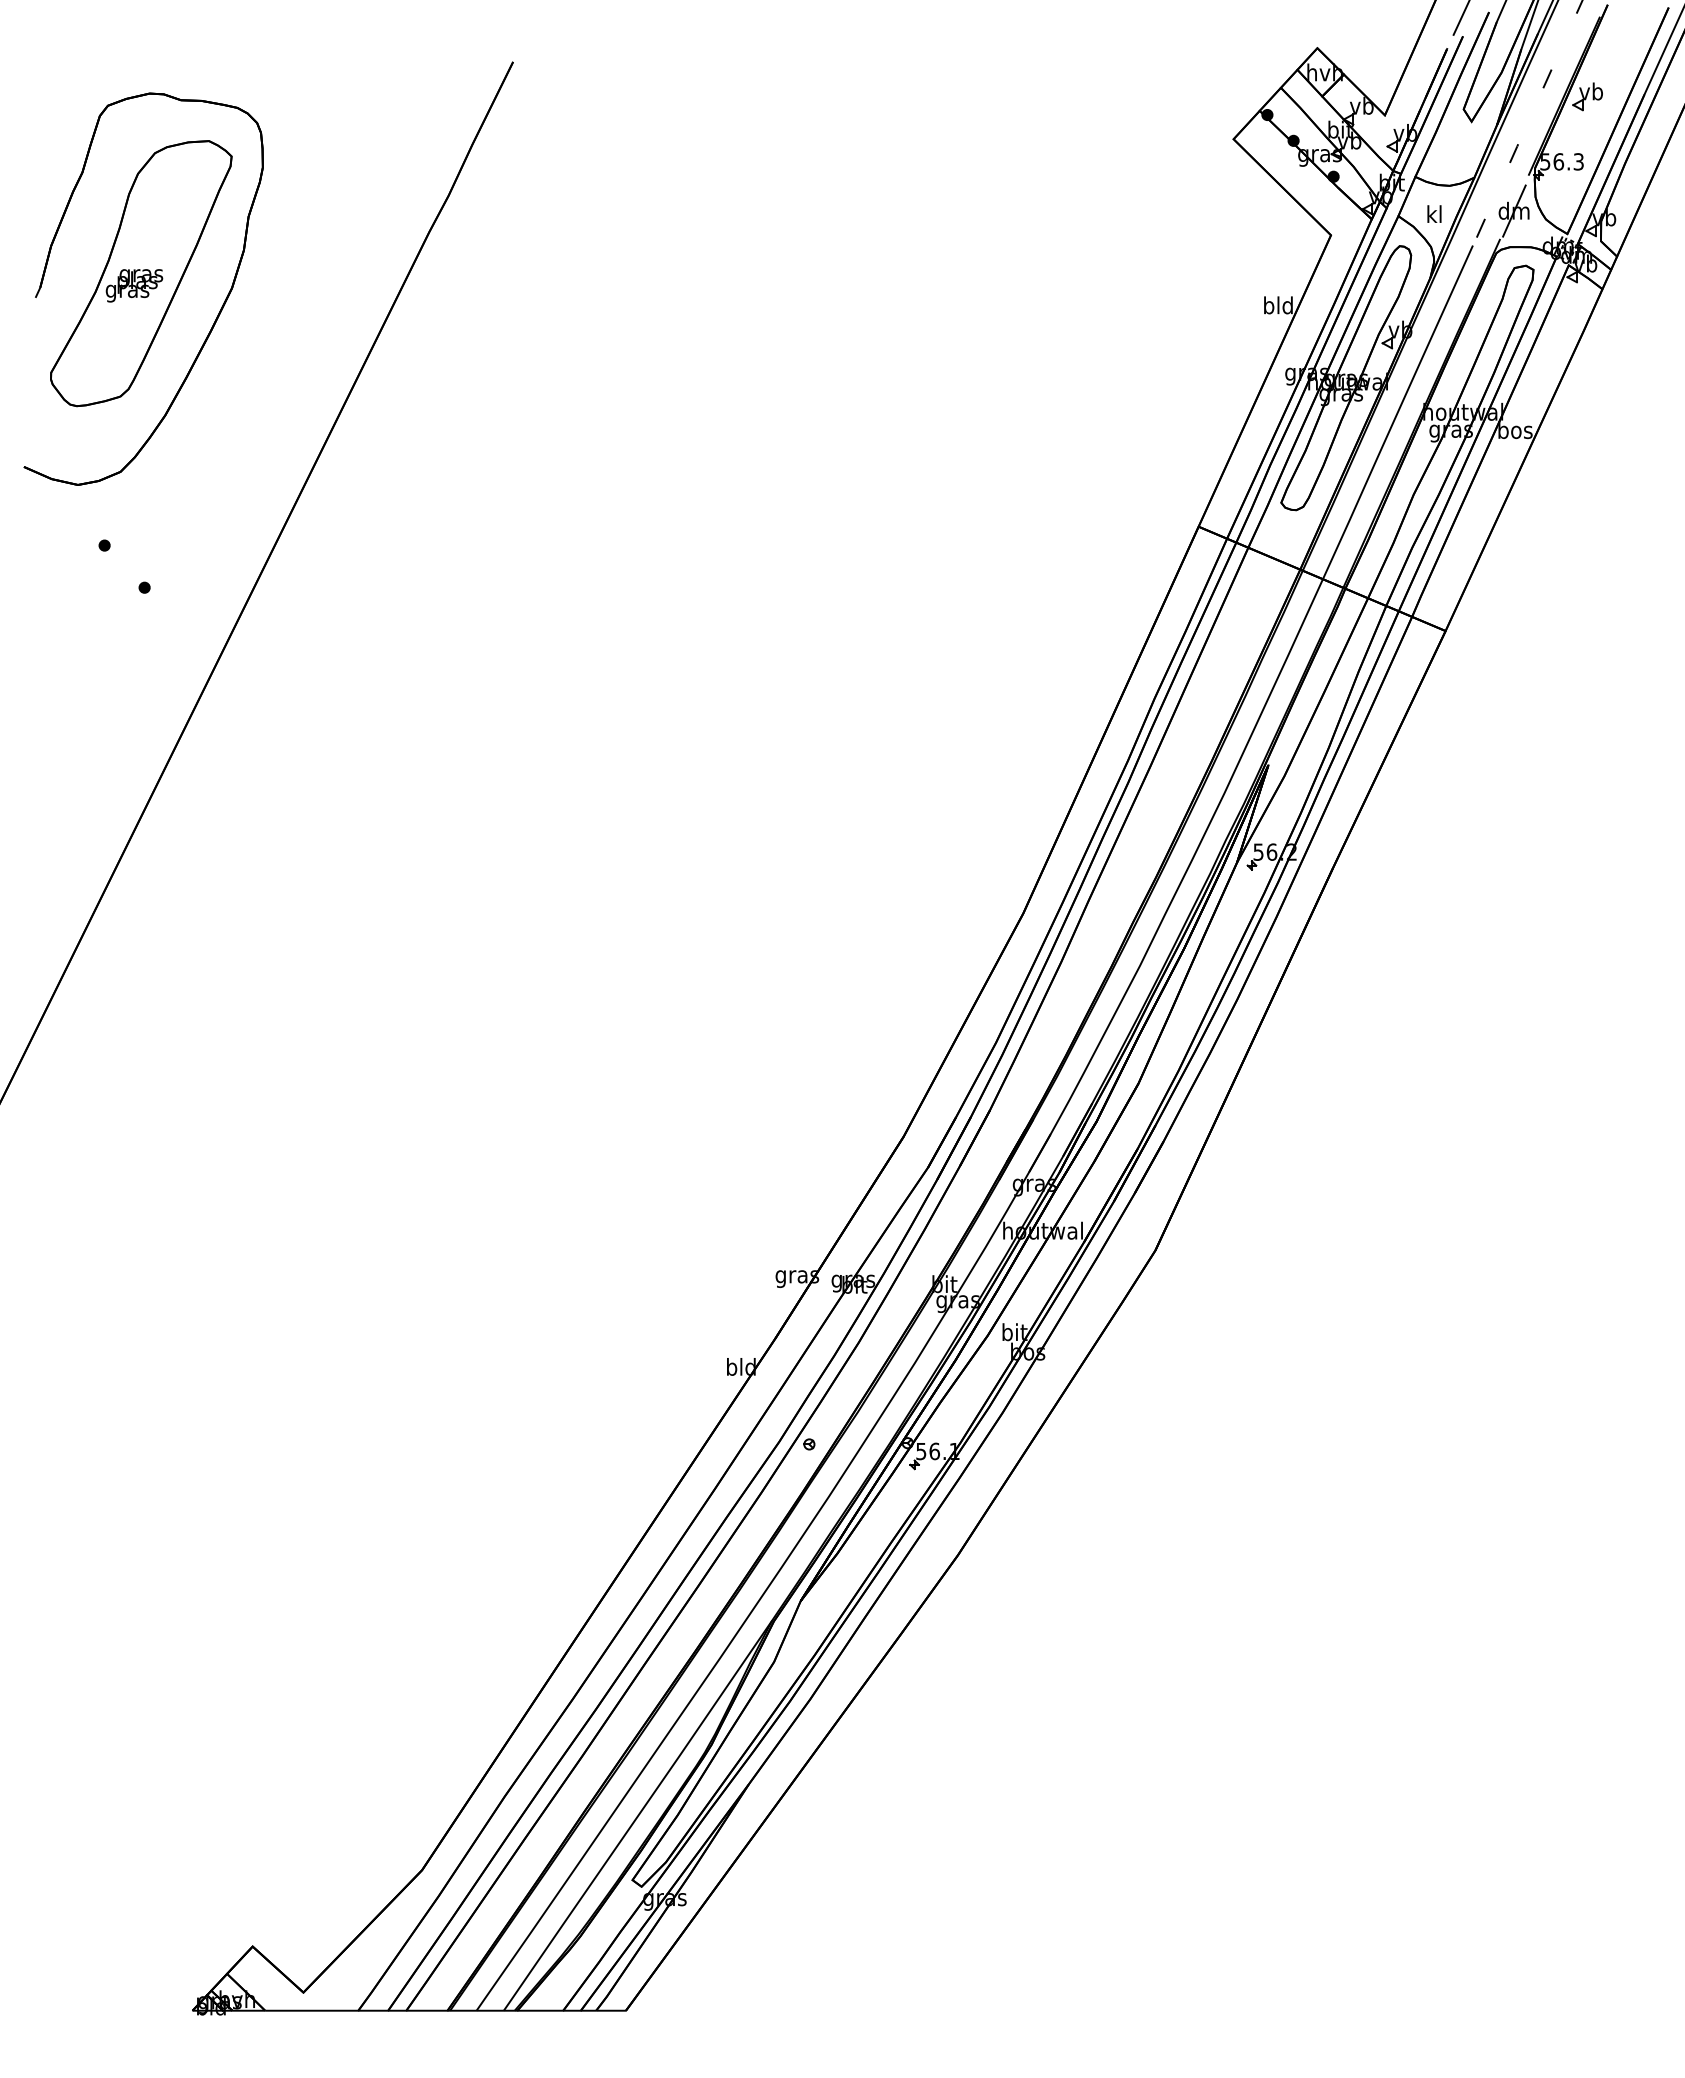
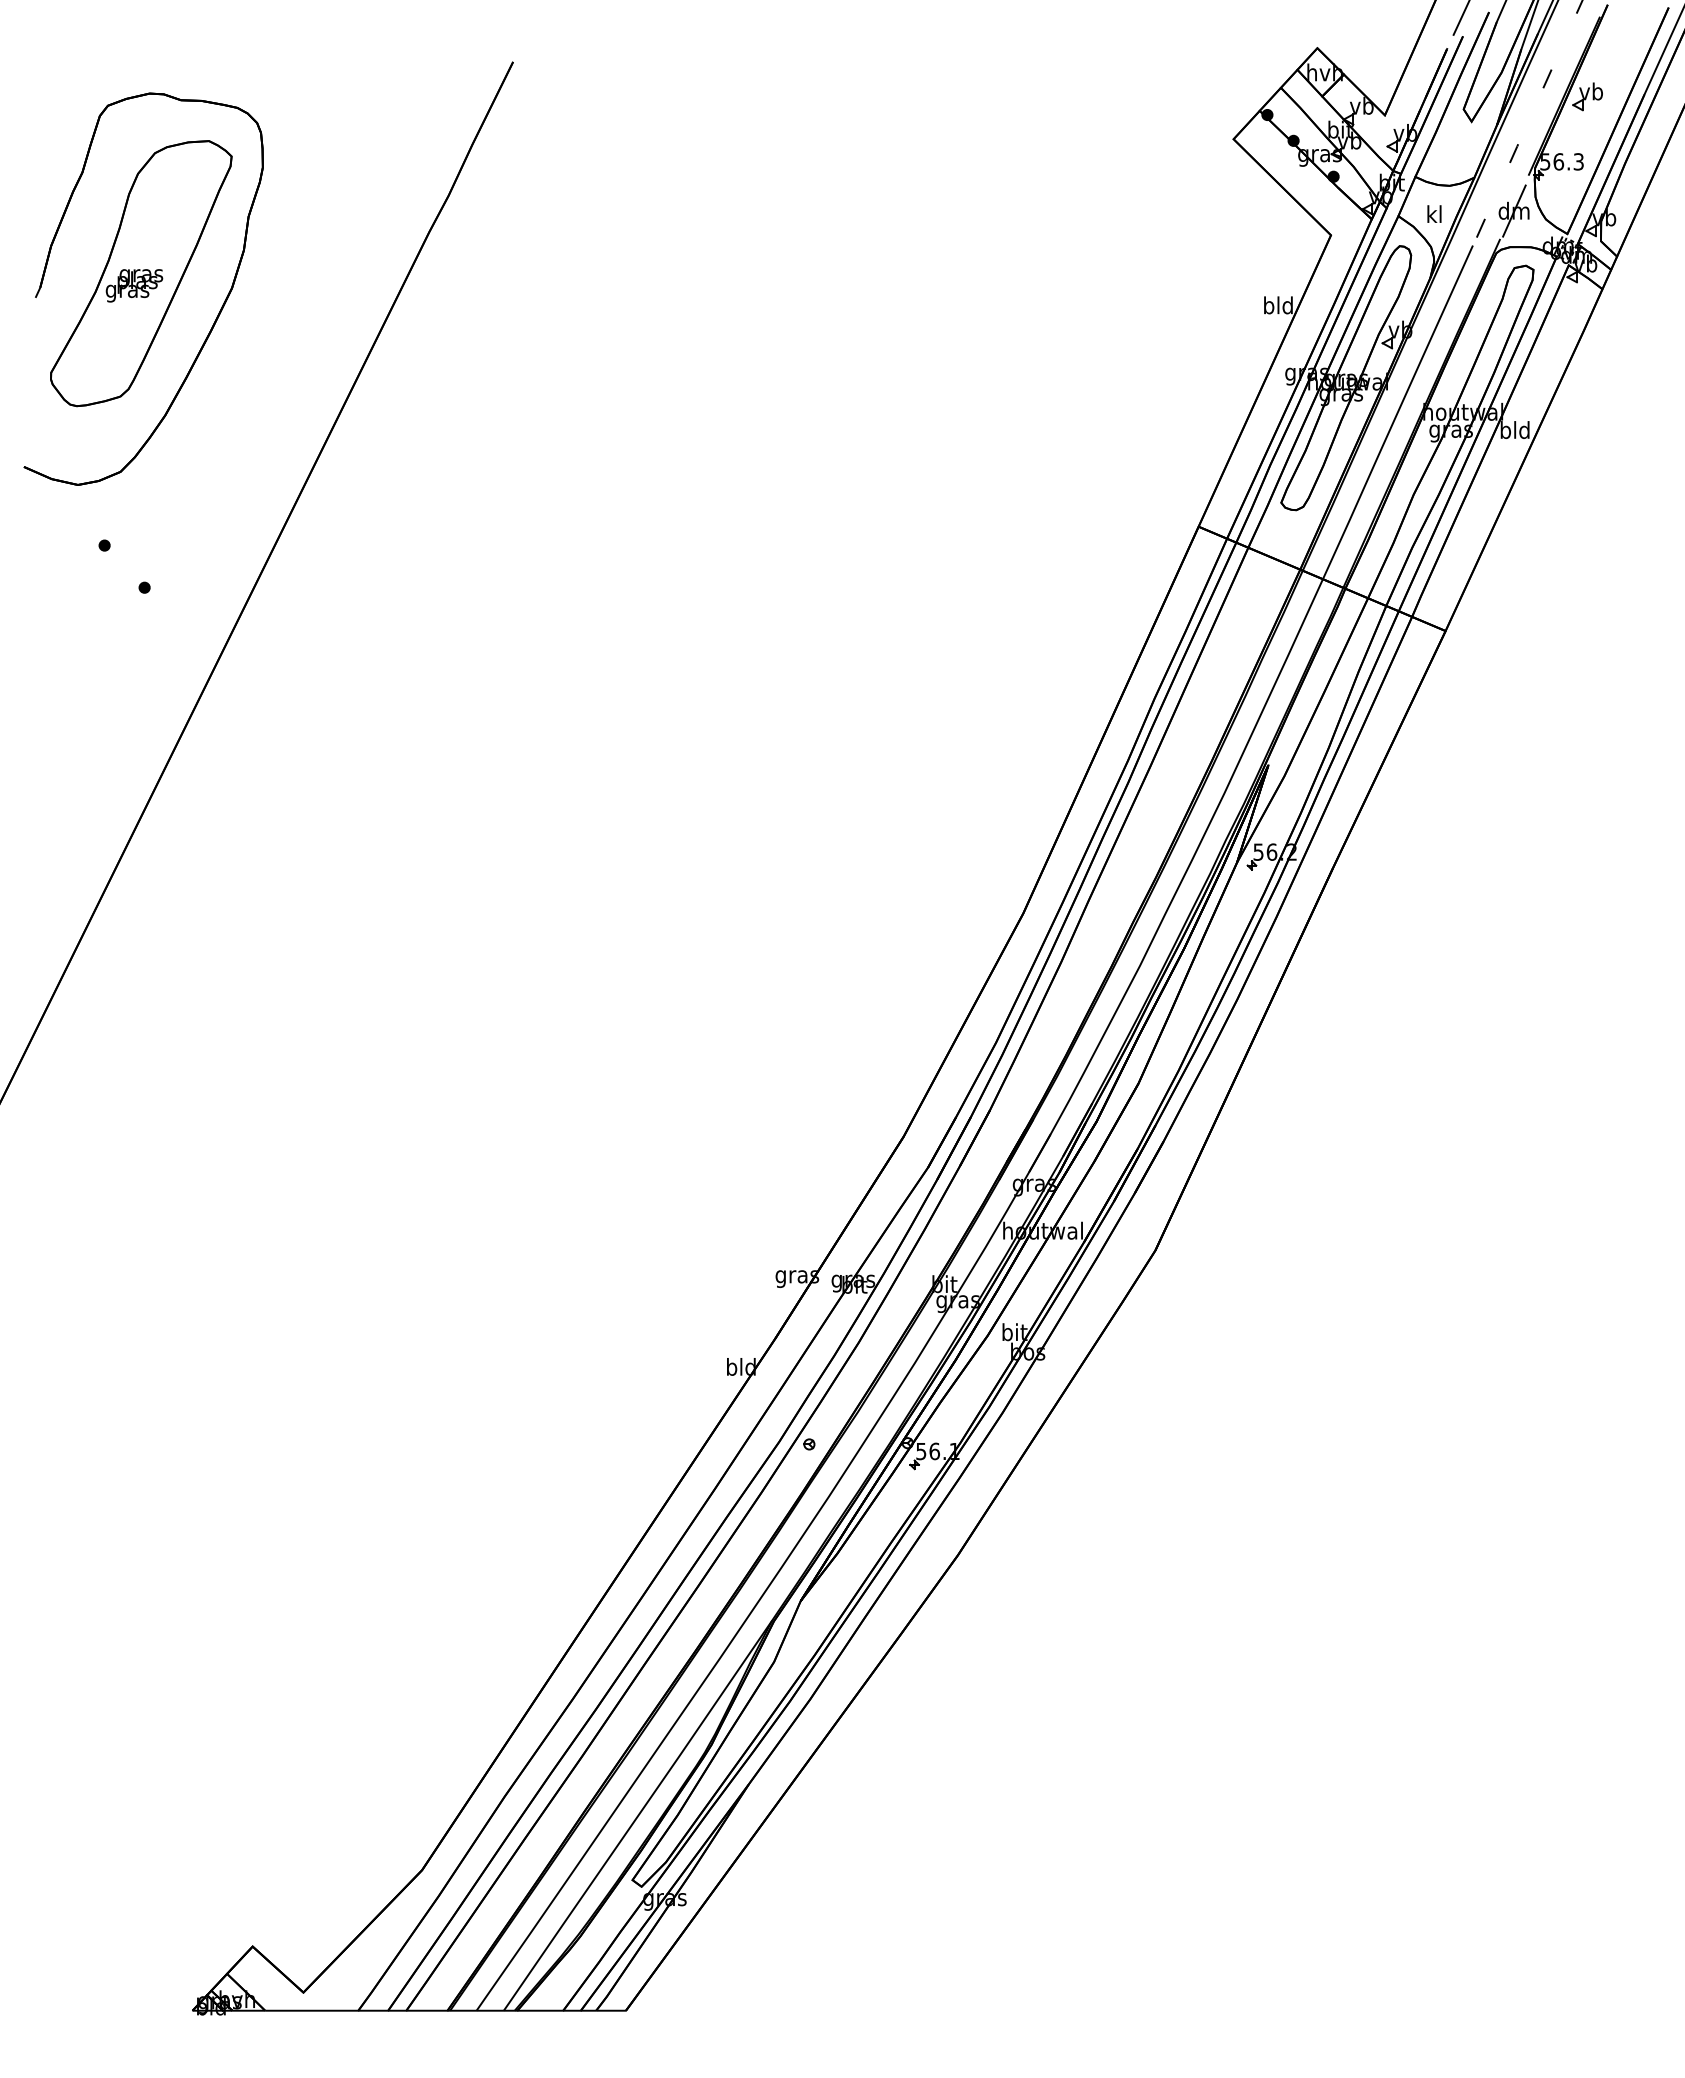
text: bos -> bld (1515, 430)
